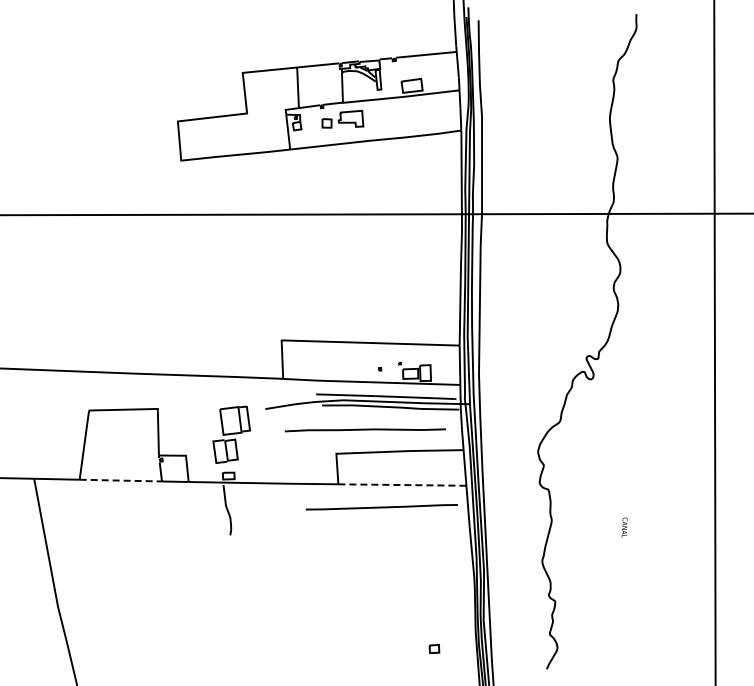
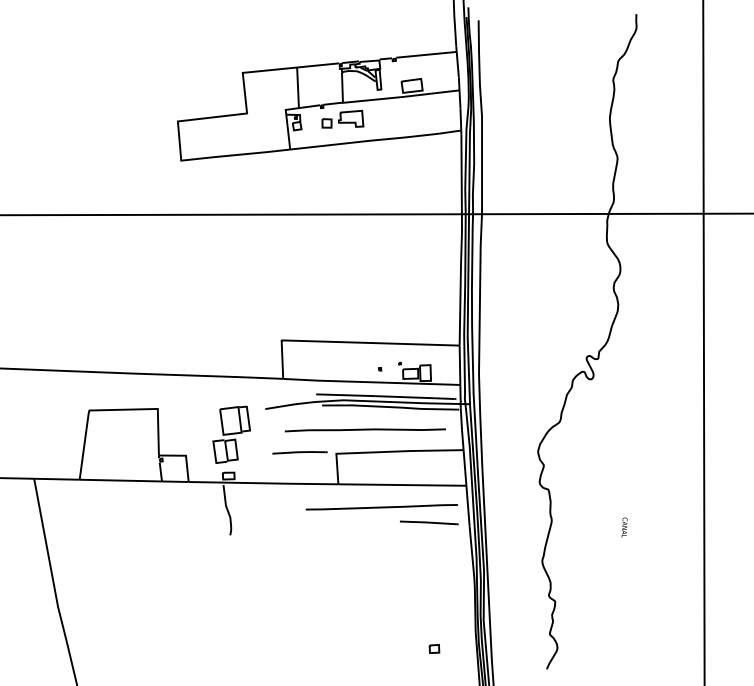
line position: (714, 342) -> (703, 342) (703, 342)
line: none -> present (299, 452)
line: dashed -> solid (121, 480)
line: dashed -> solid (402, 485)
line: none -> present (429, 522)
